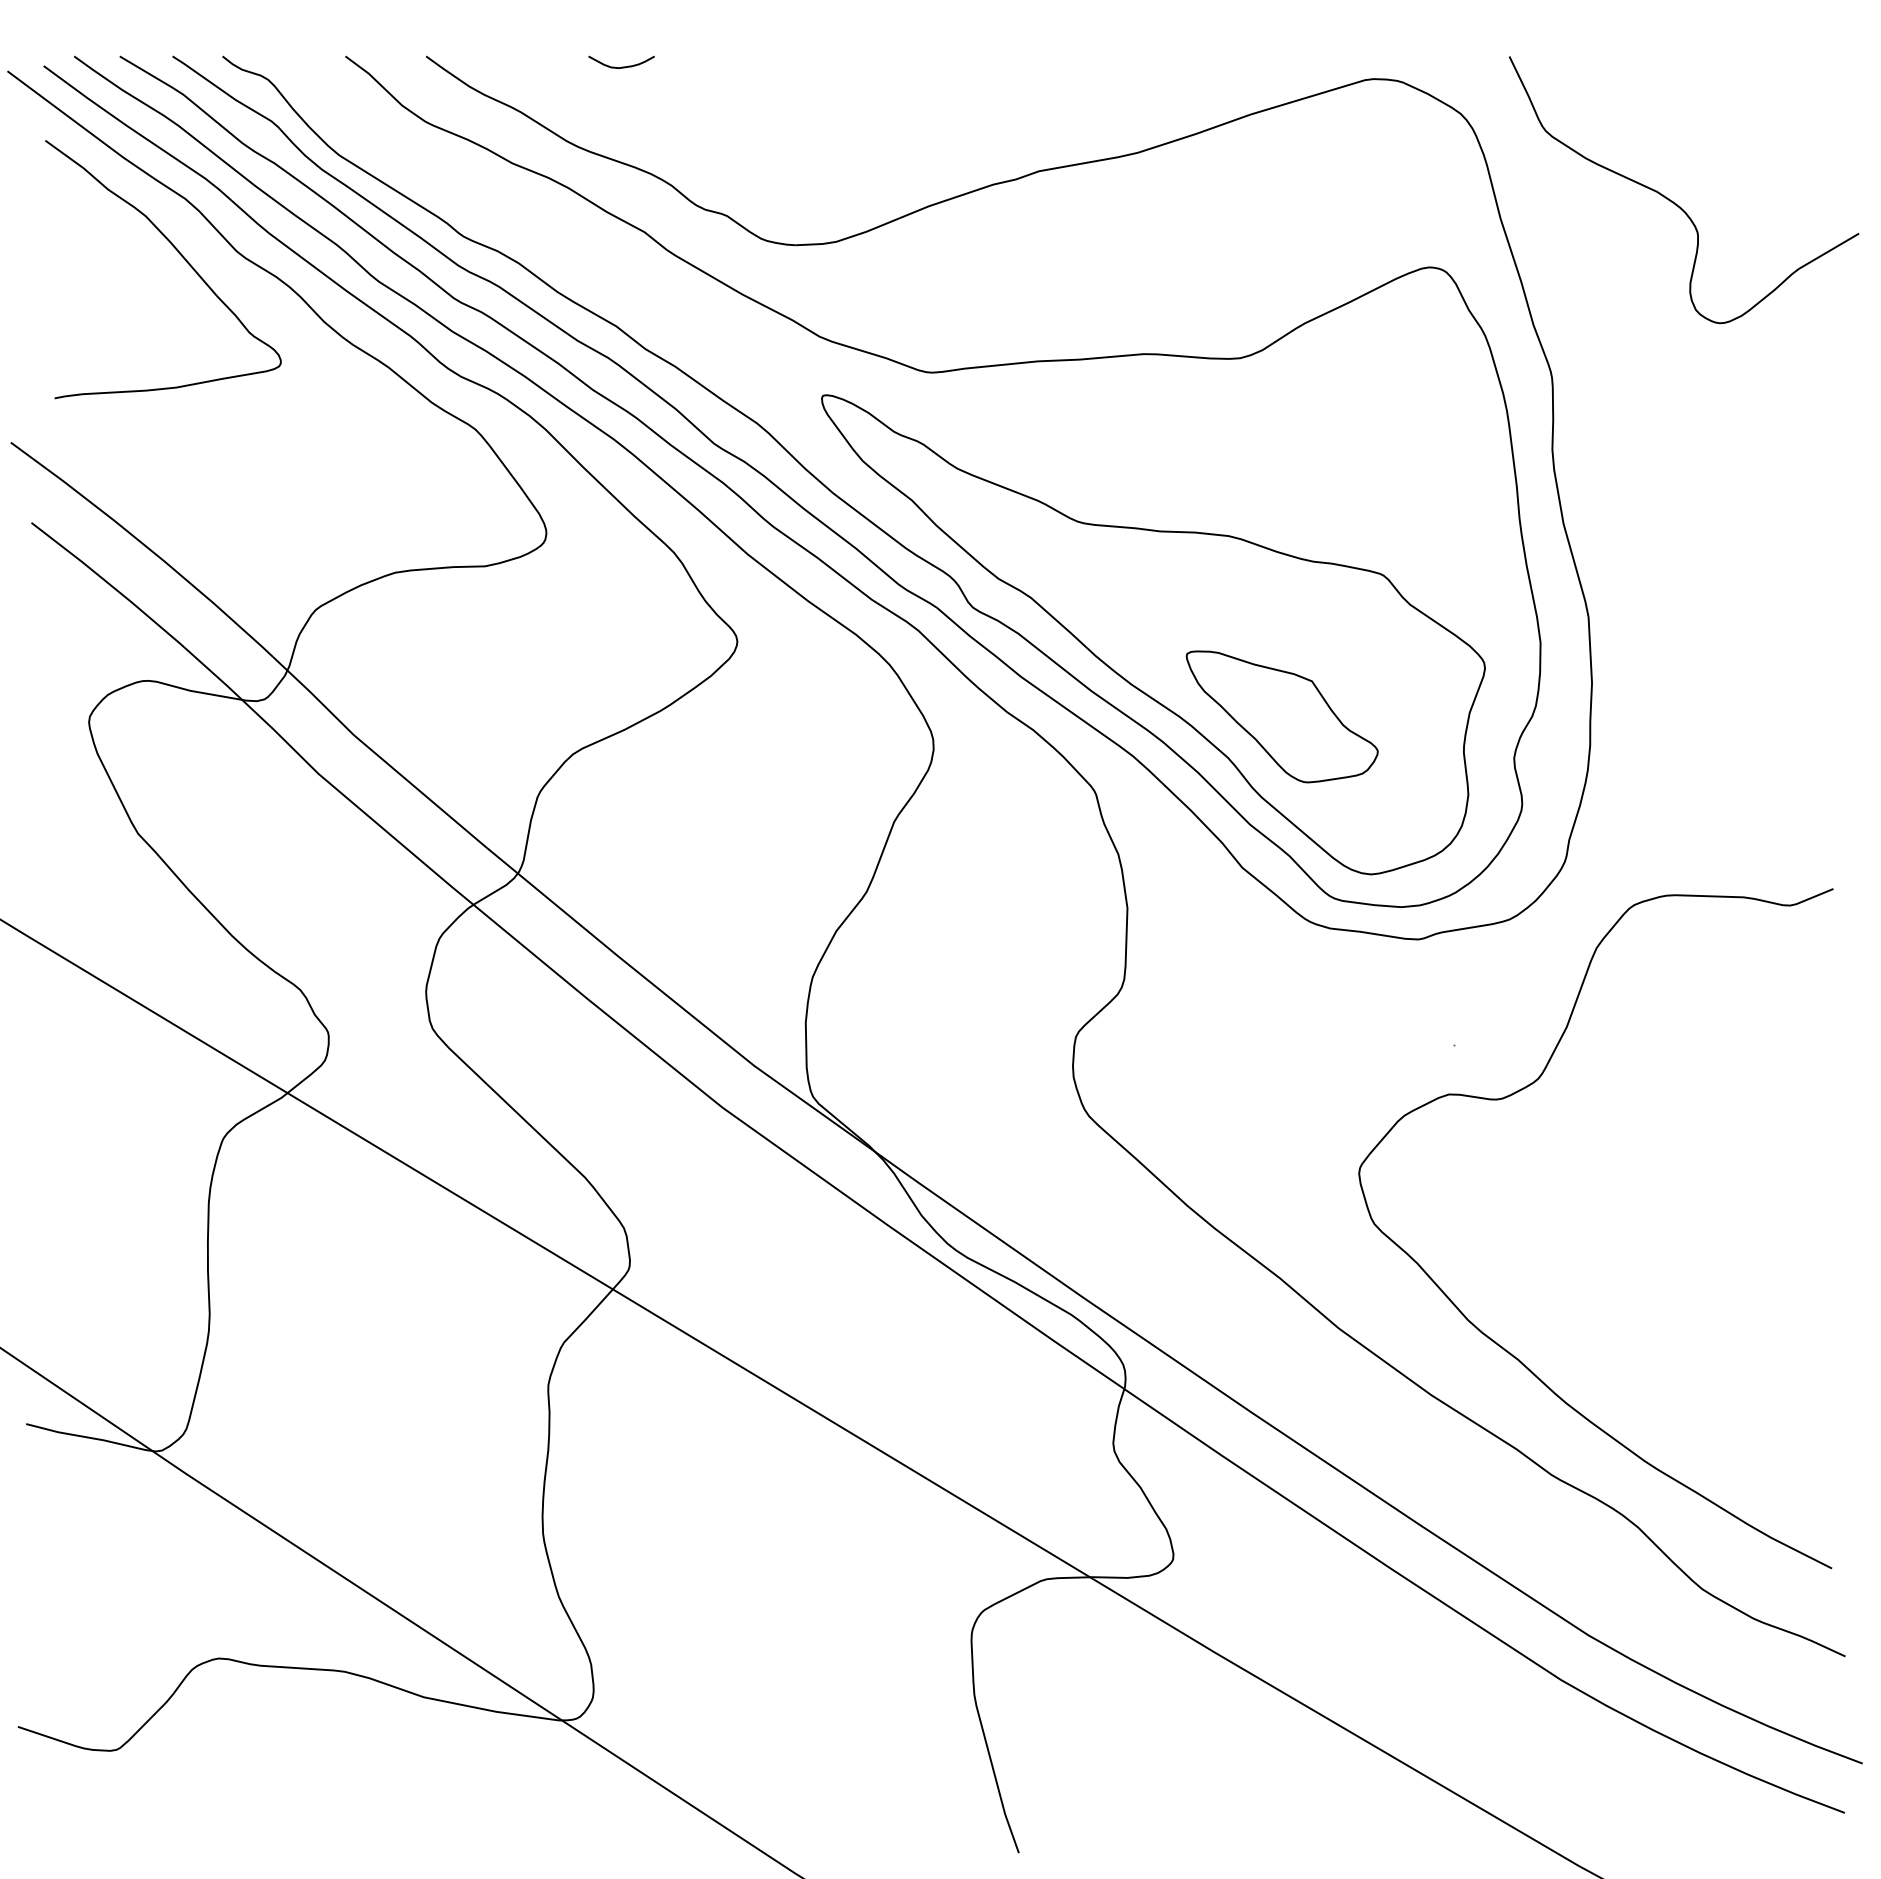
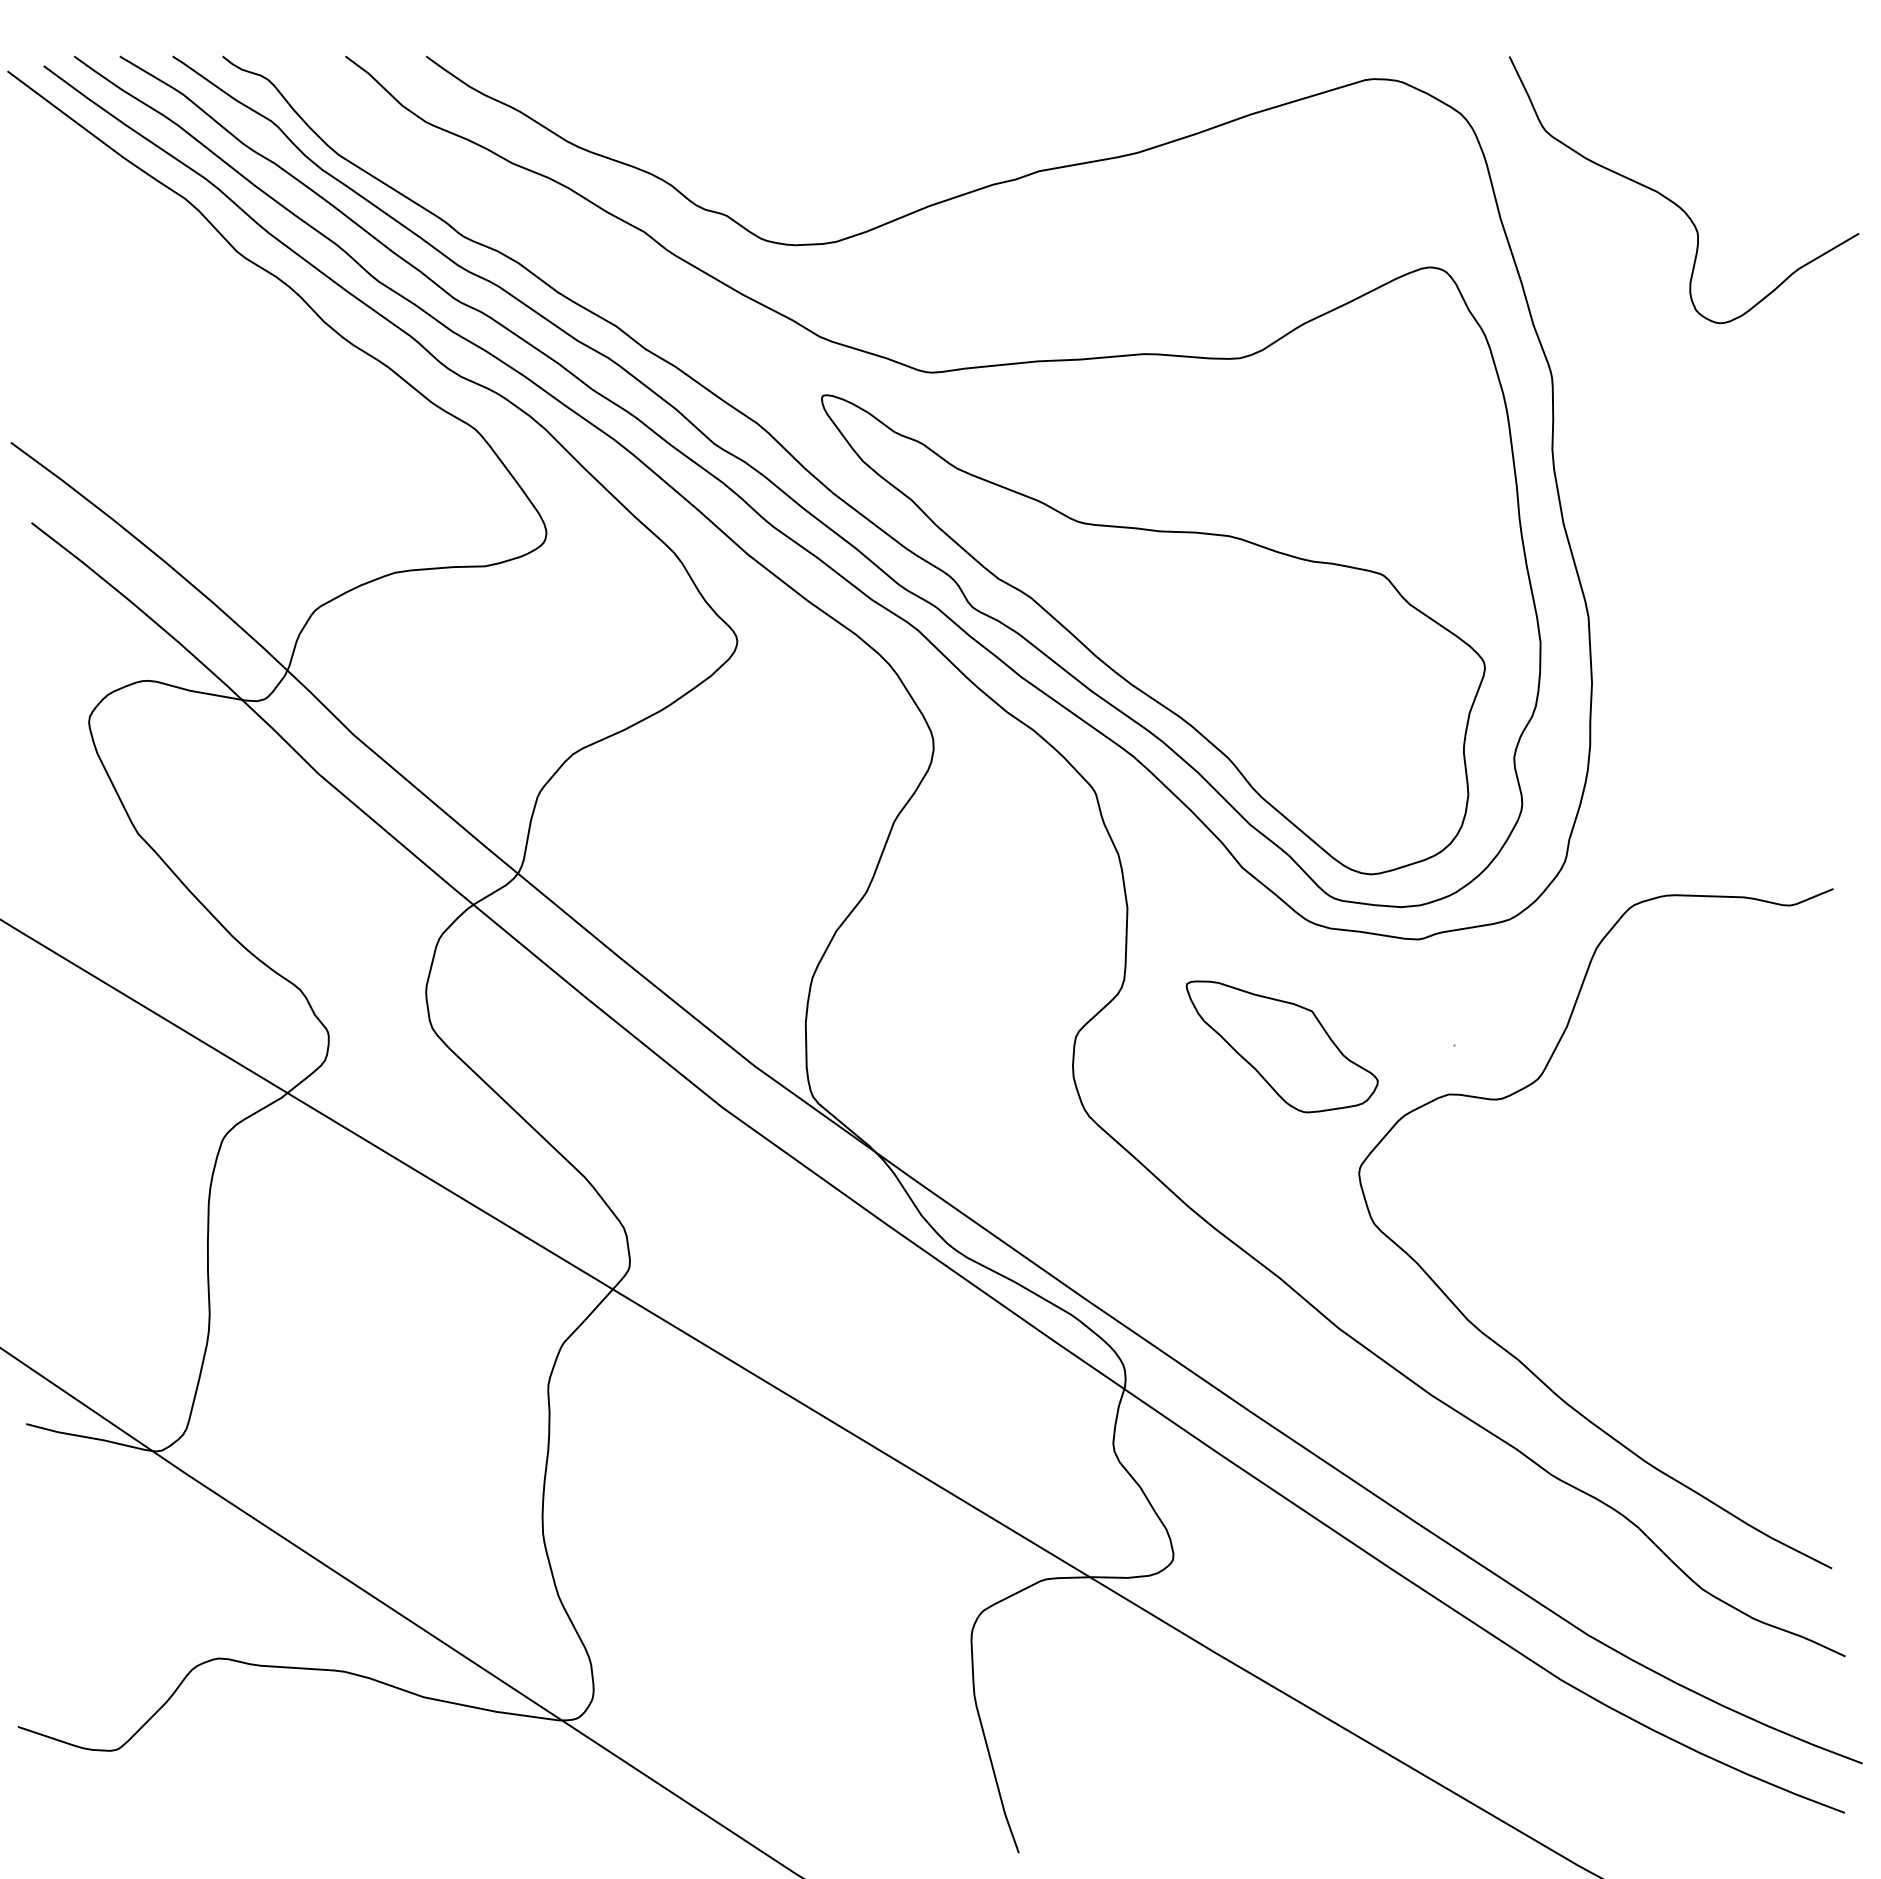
curve: present -> none (621, 66)
curve: present -> none (178, 253)
part position: (1281, 716) -> (1281, 1046) (1281, 1046)
